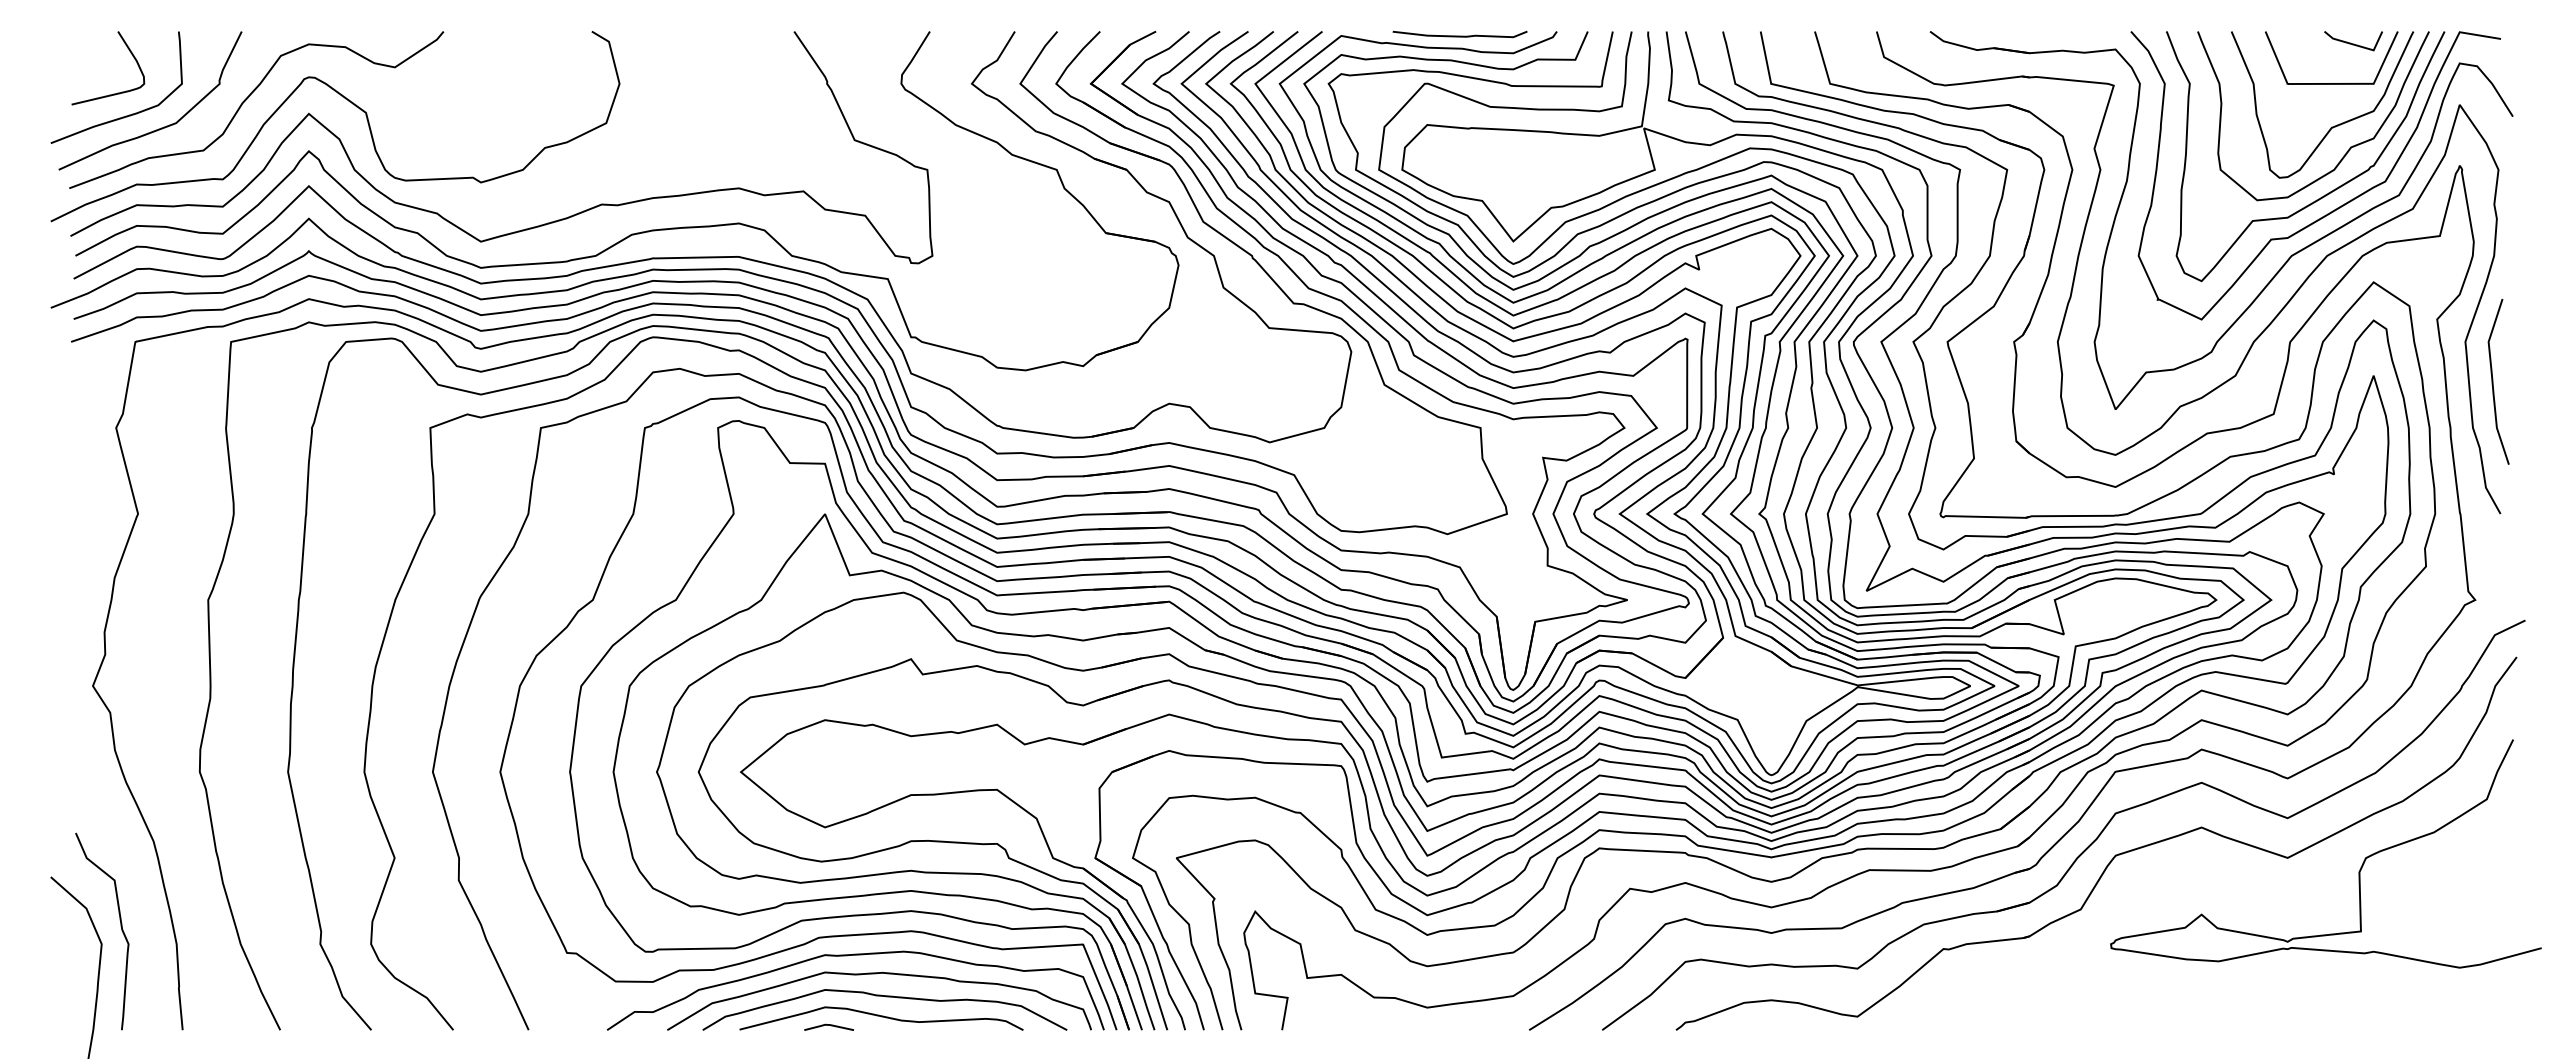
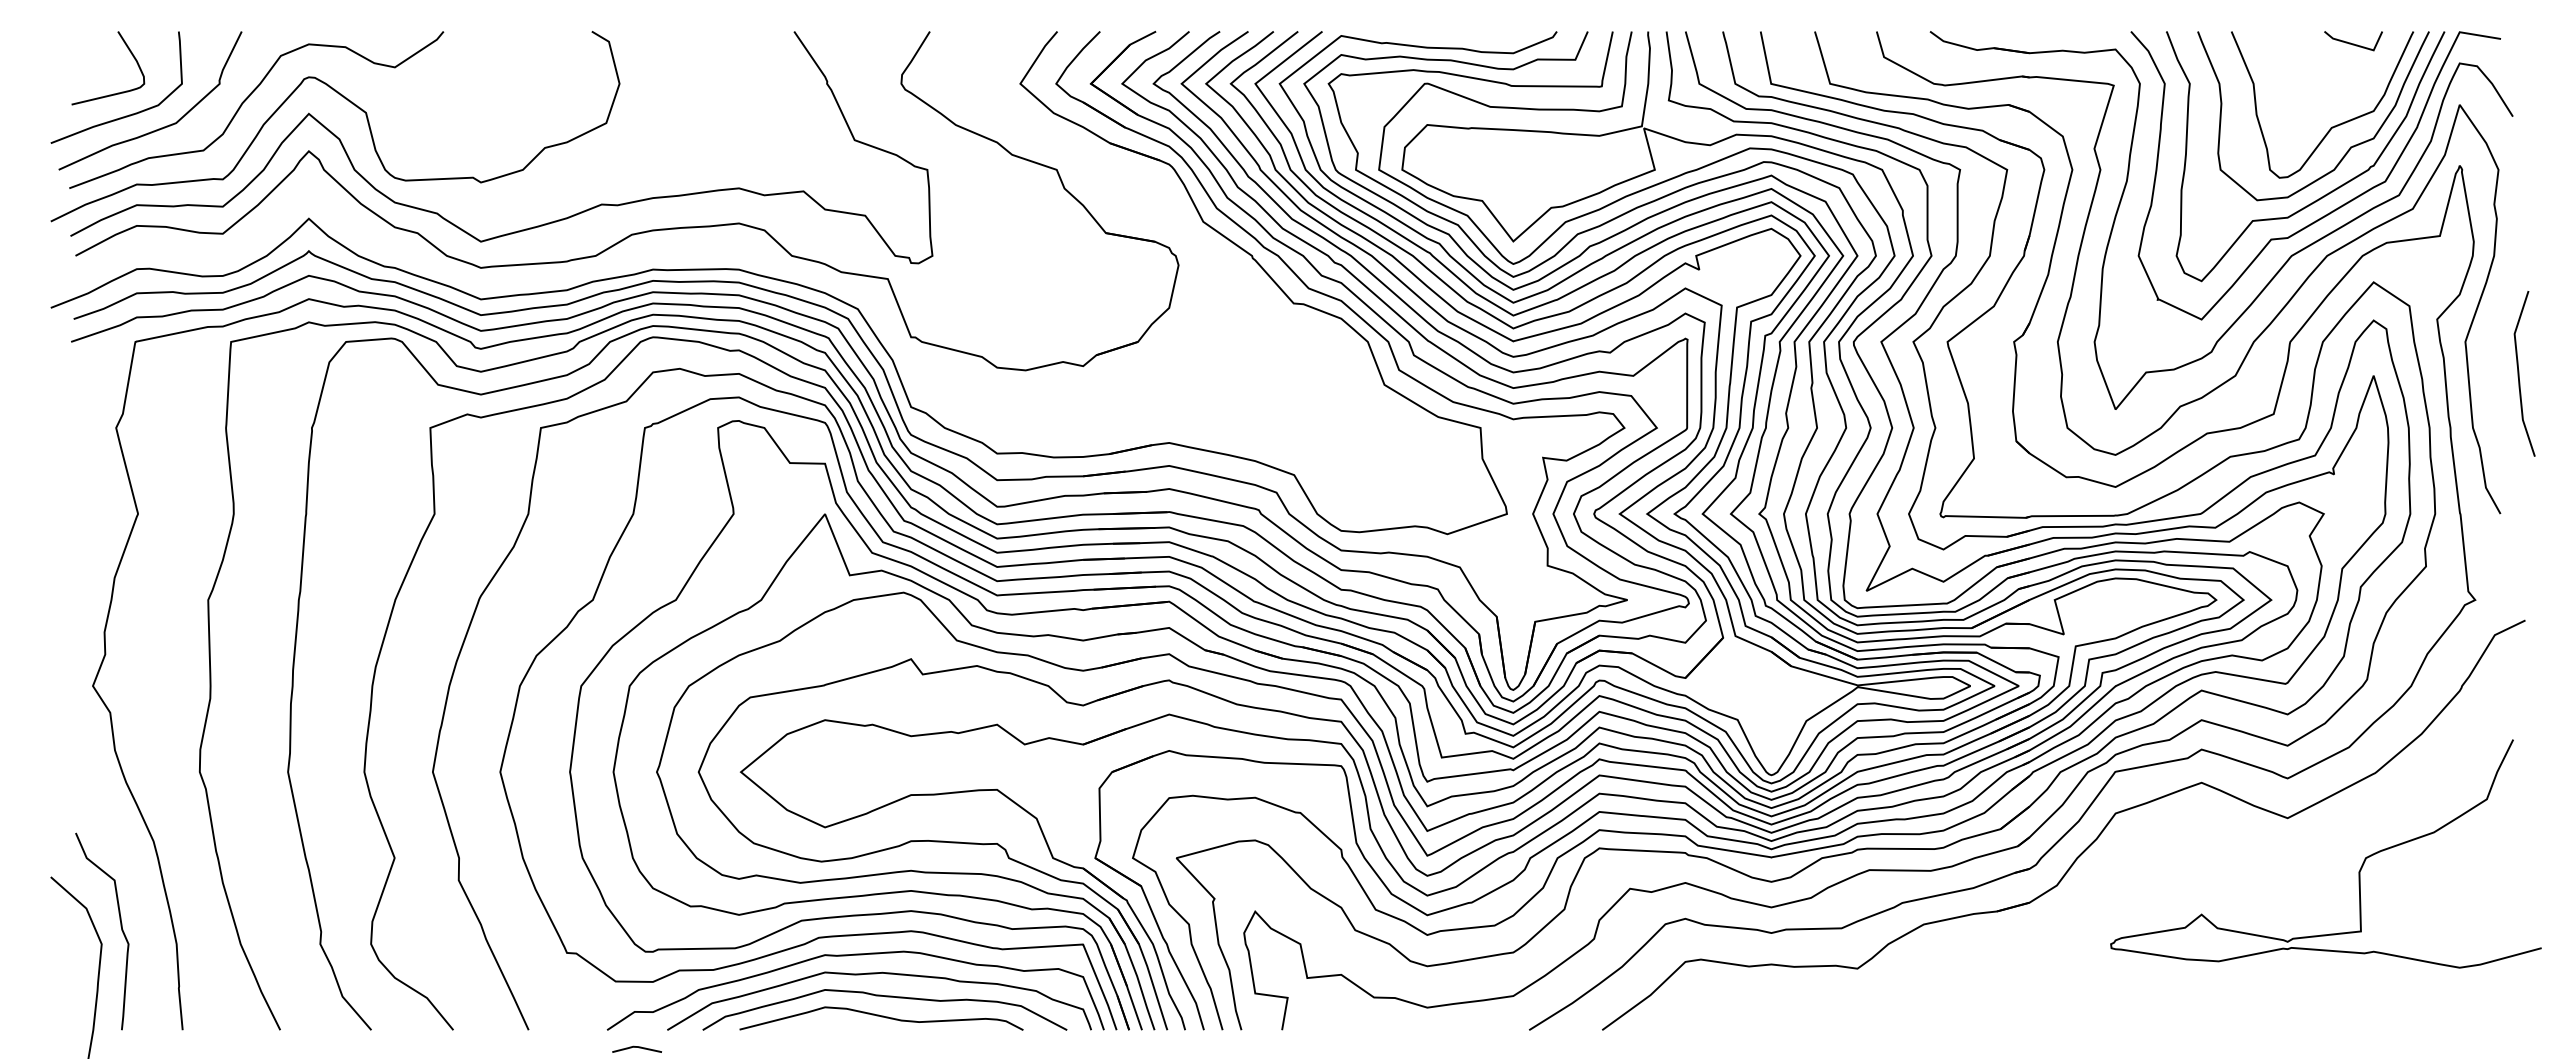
curve: present -> none (1459, 35)
curve: present -> none (2331, 83)
part: present -> none (712, 256)
curve position: (2493, 381) -> (2519, 373) (2519, 373)
part: present -> none (2112, 857)
line position: (828, 1025) -> (636, 1047) (636, 1047)
